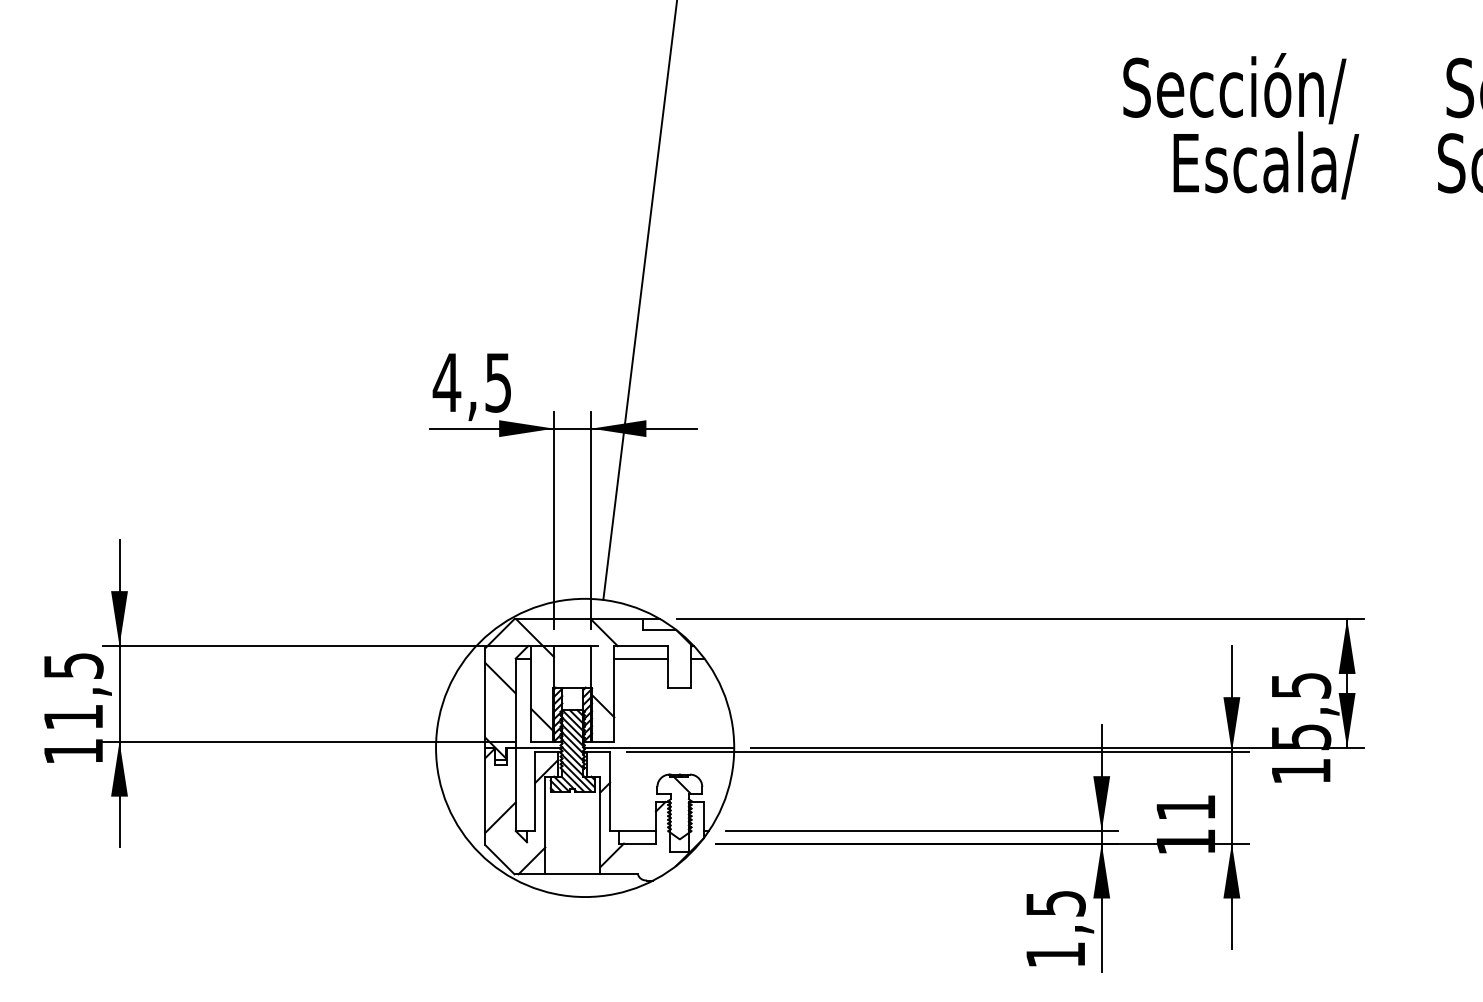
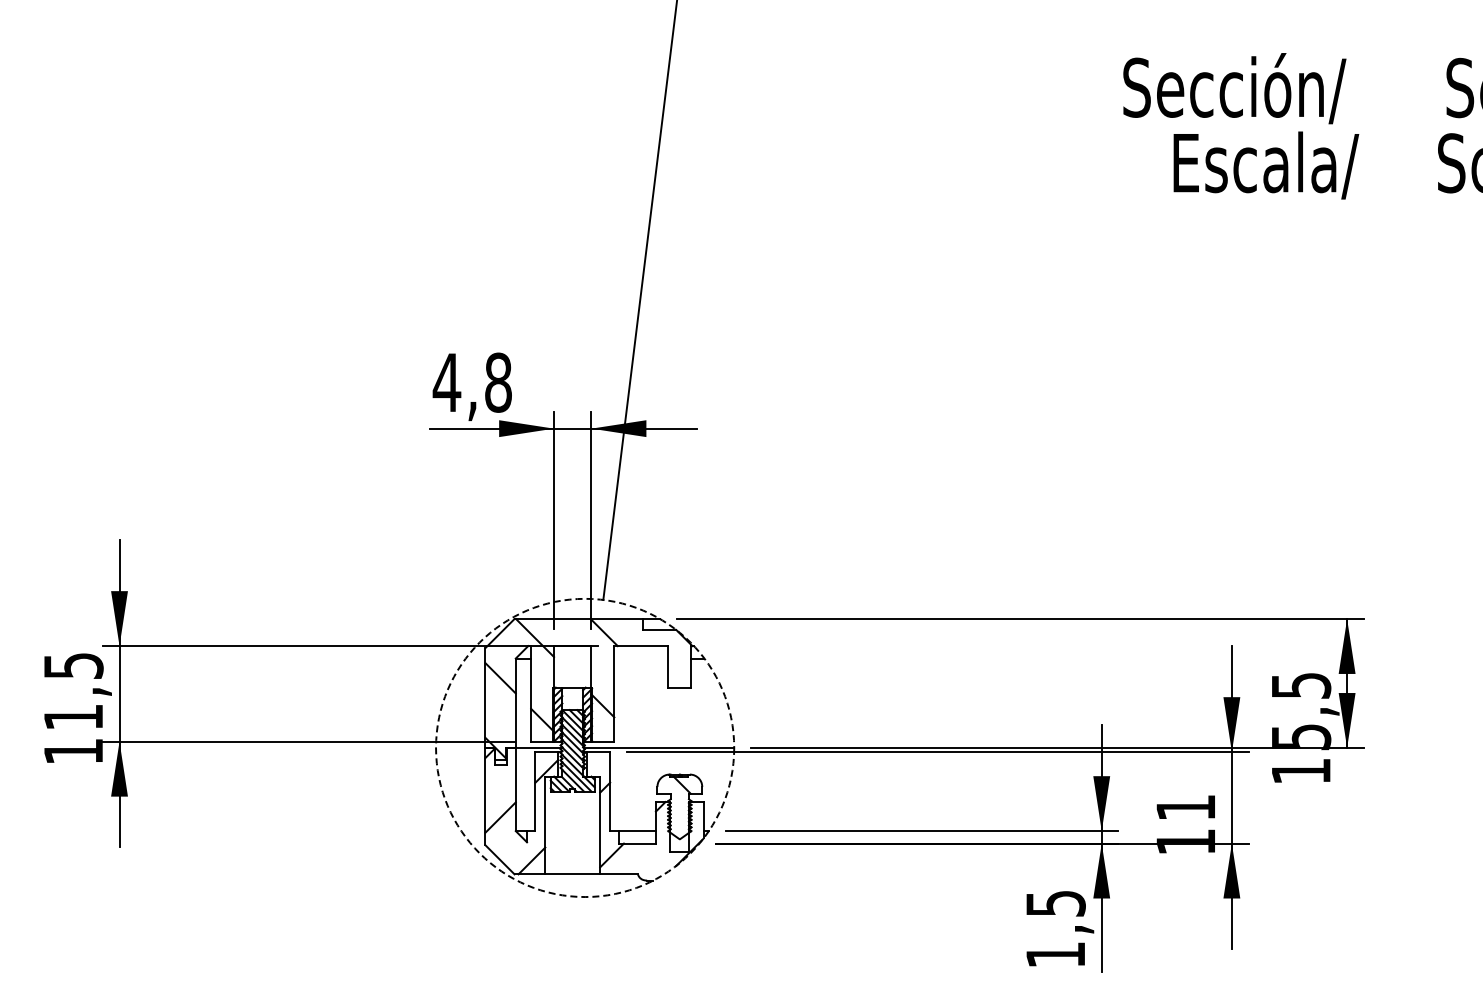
text: 4,5 -> 4,8 (498, 382)
line: present -> none (641, 658)
circle: solid -> dashed (585, 747)
